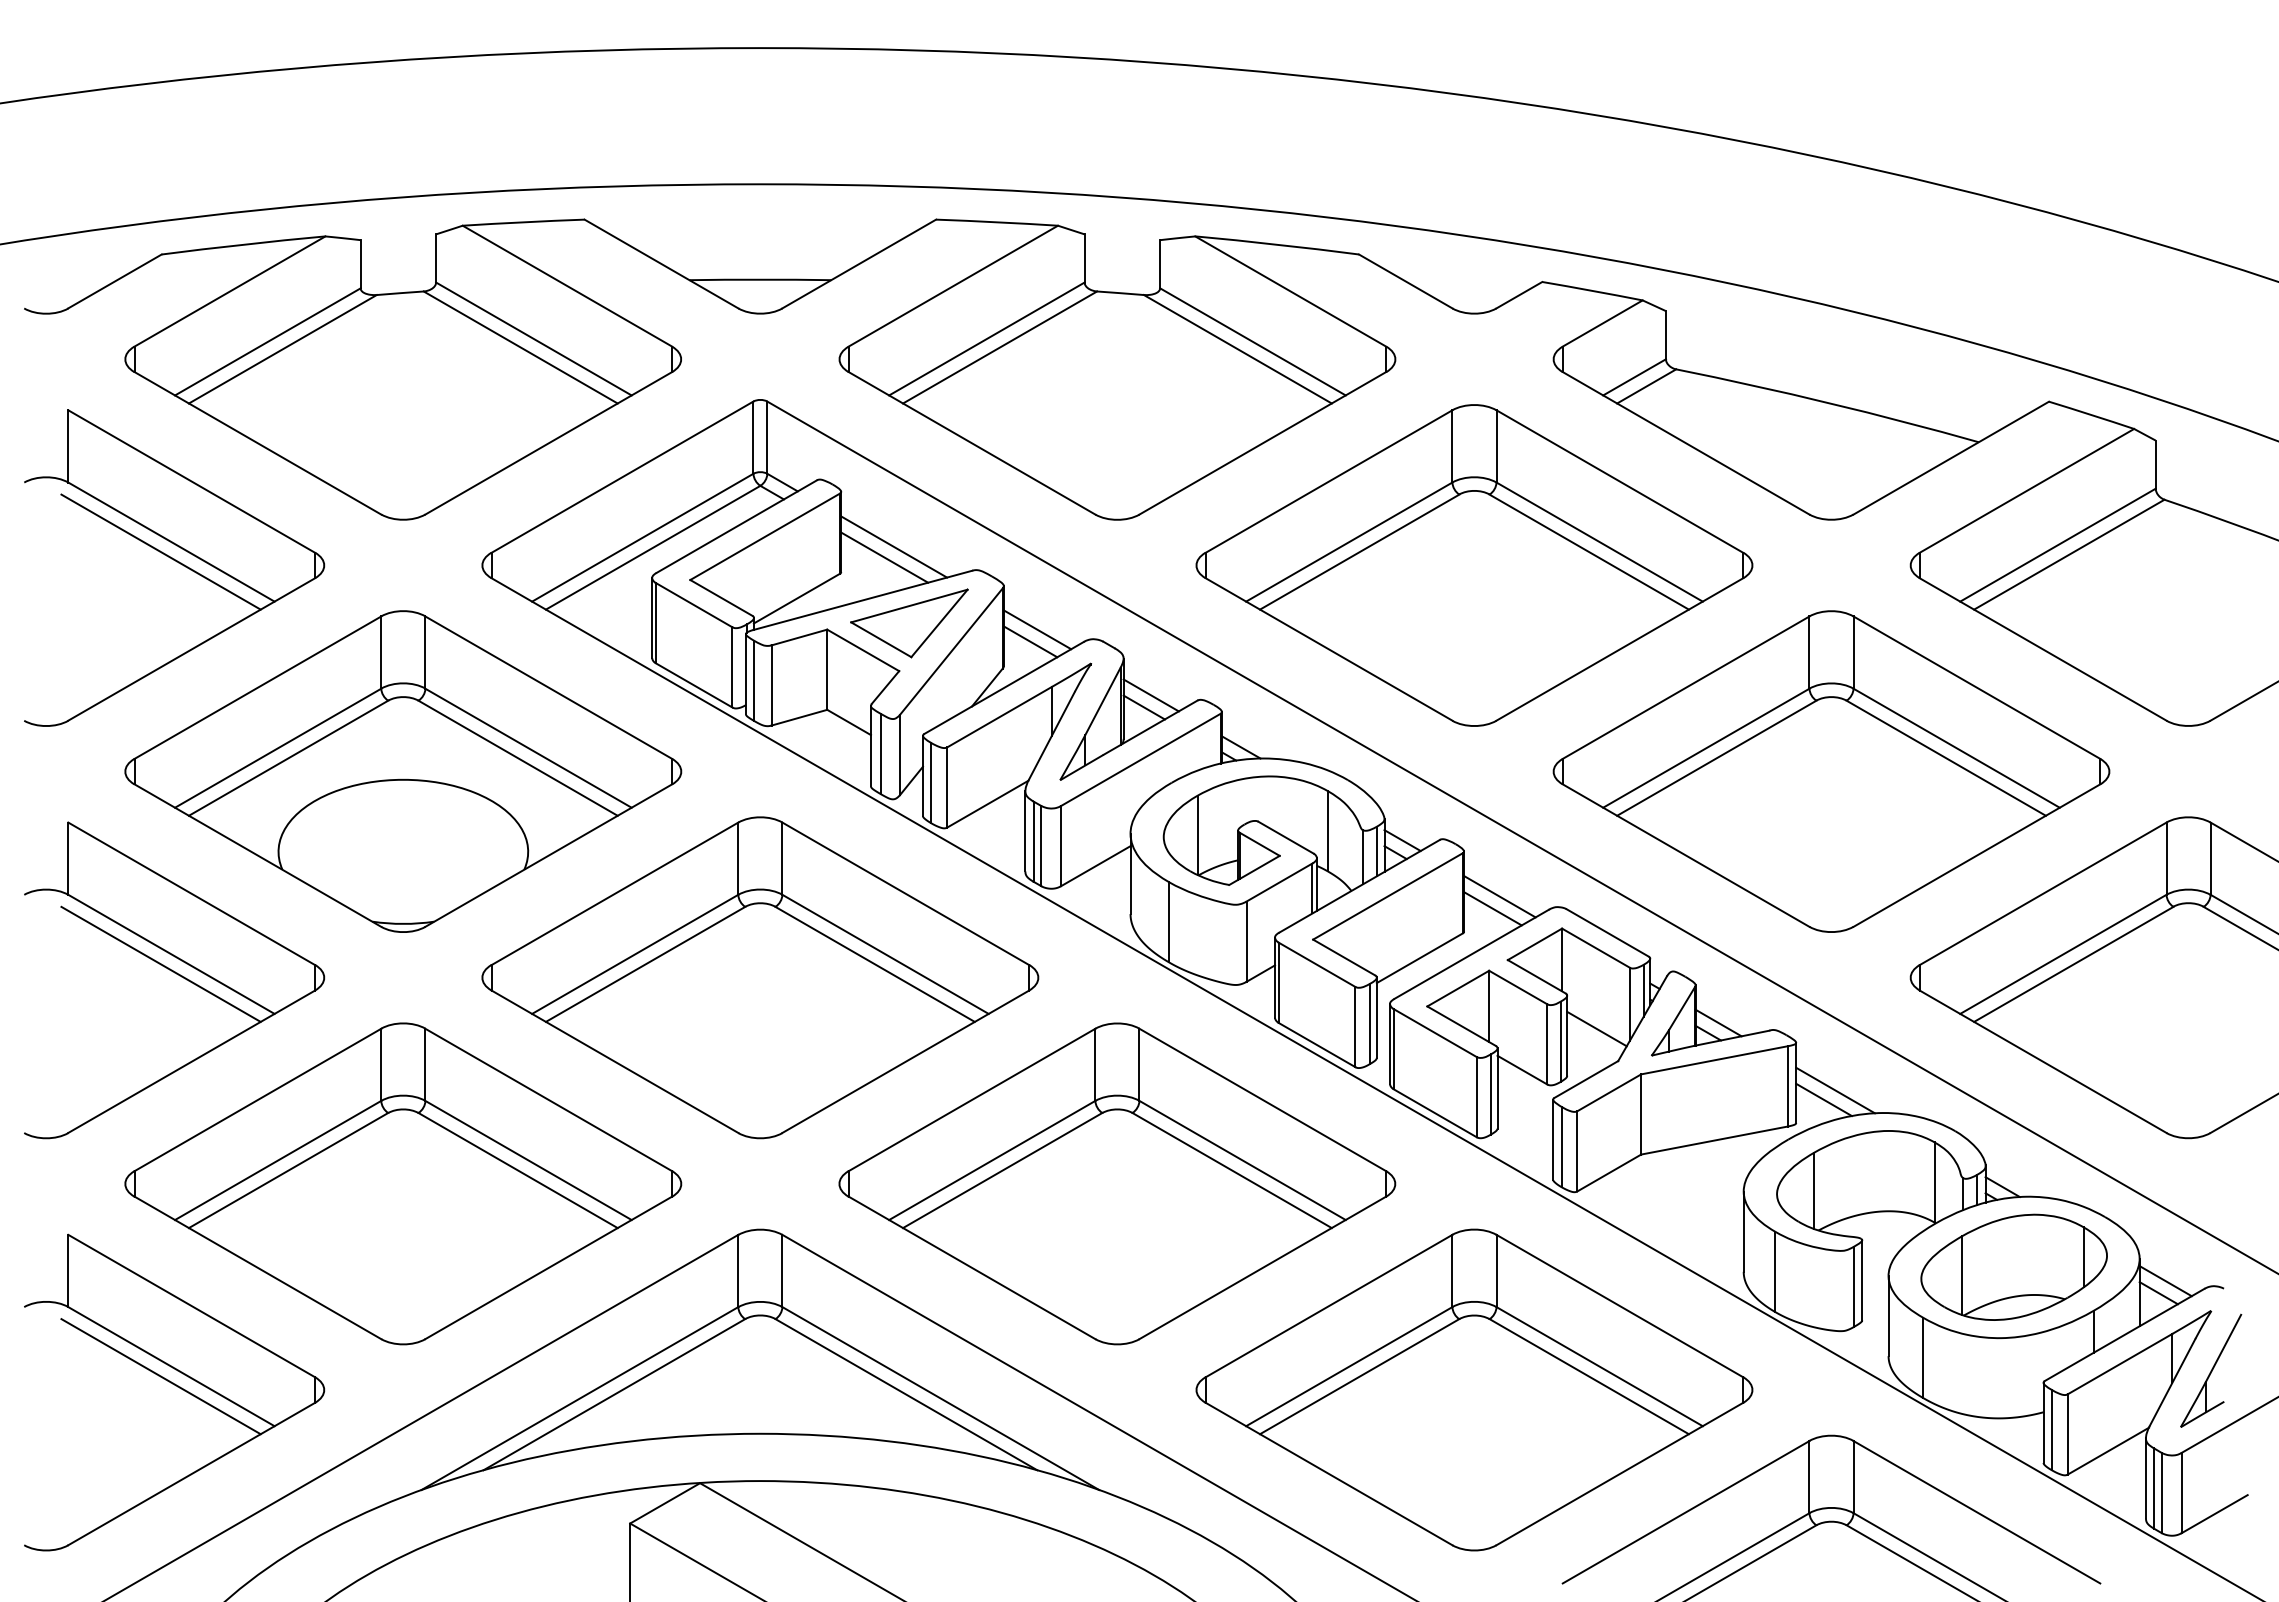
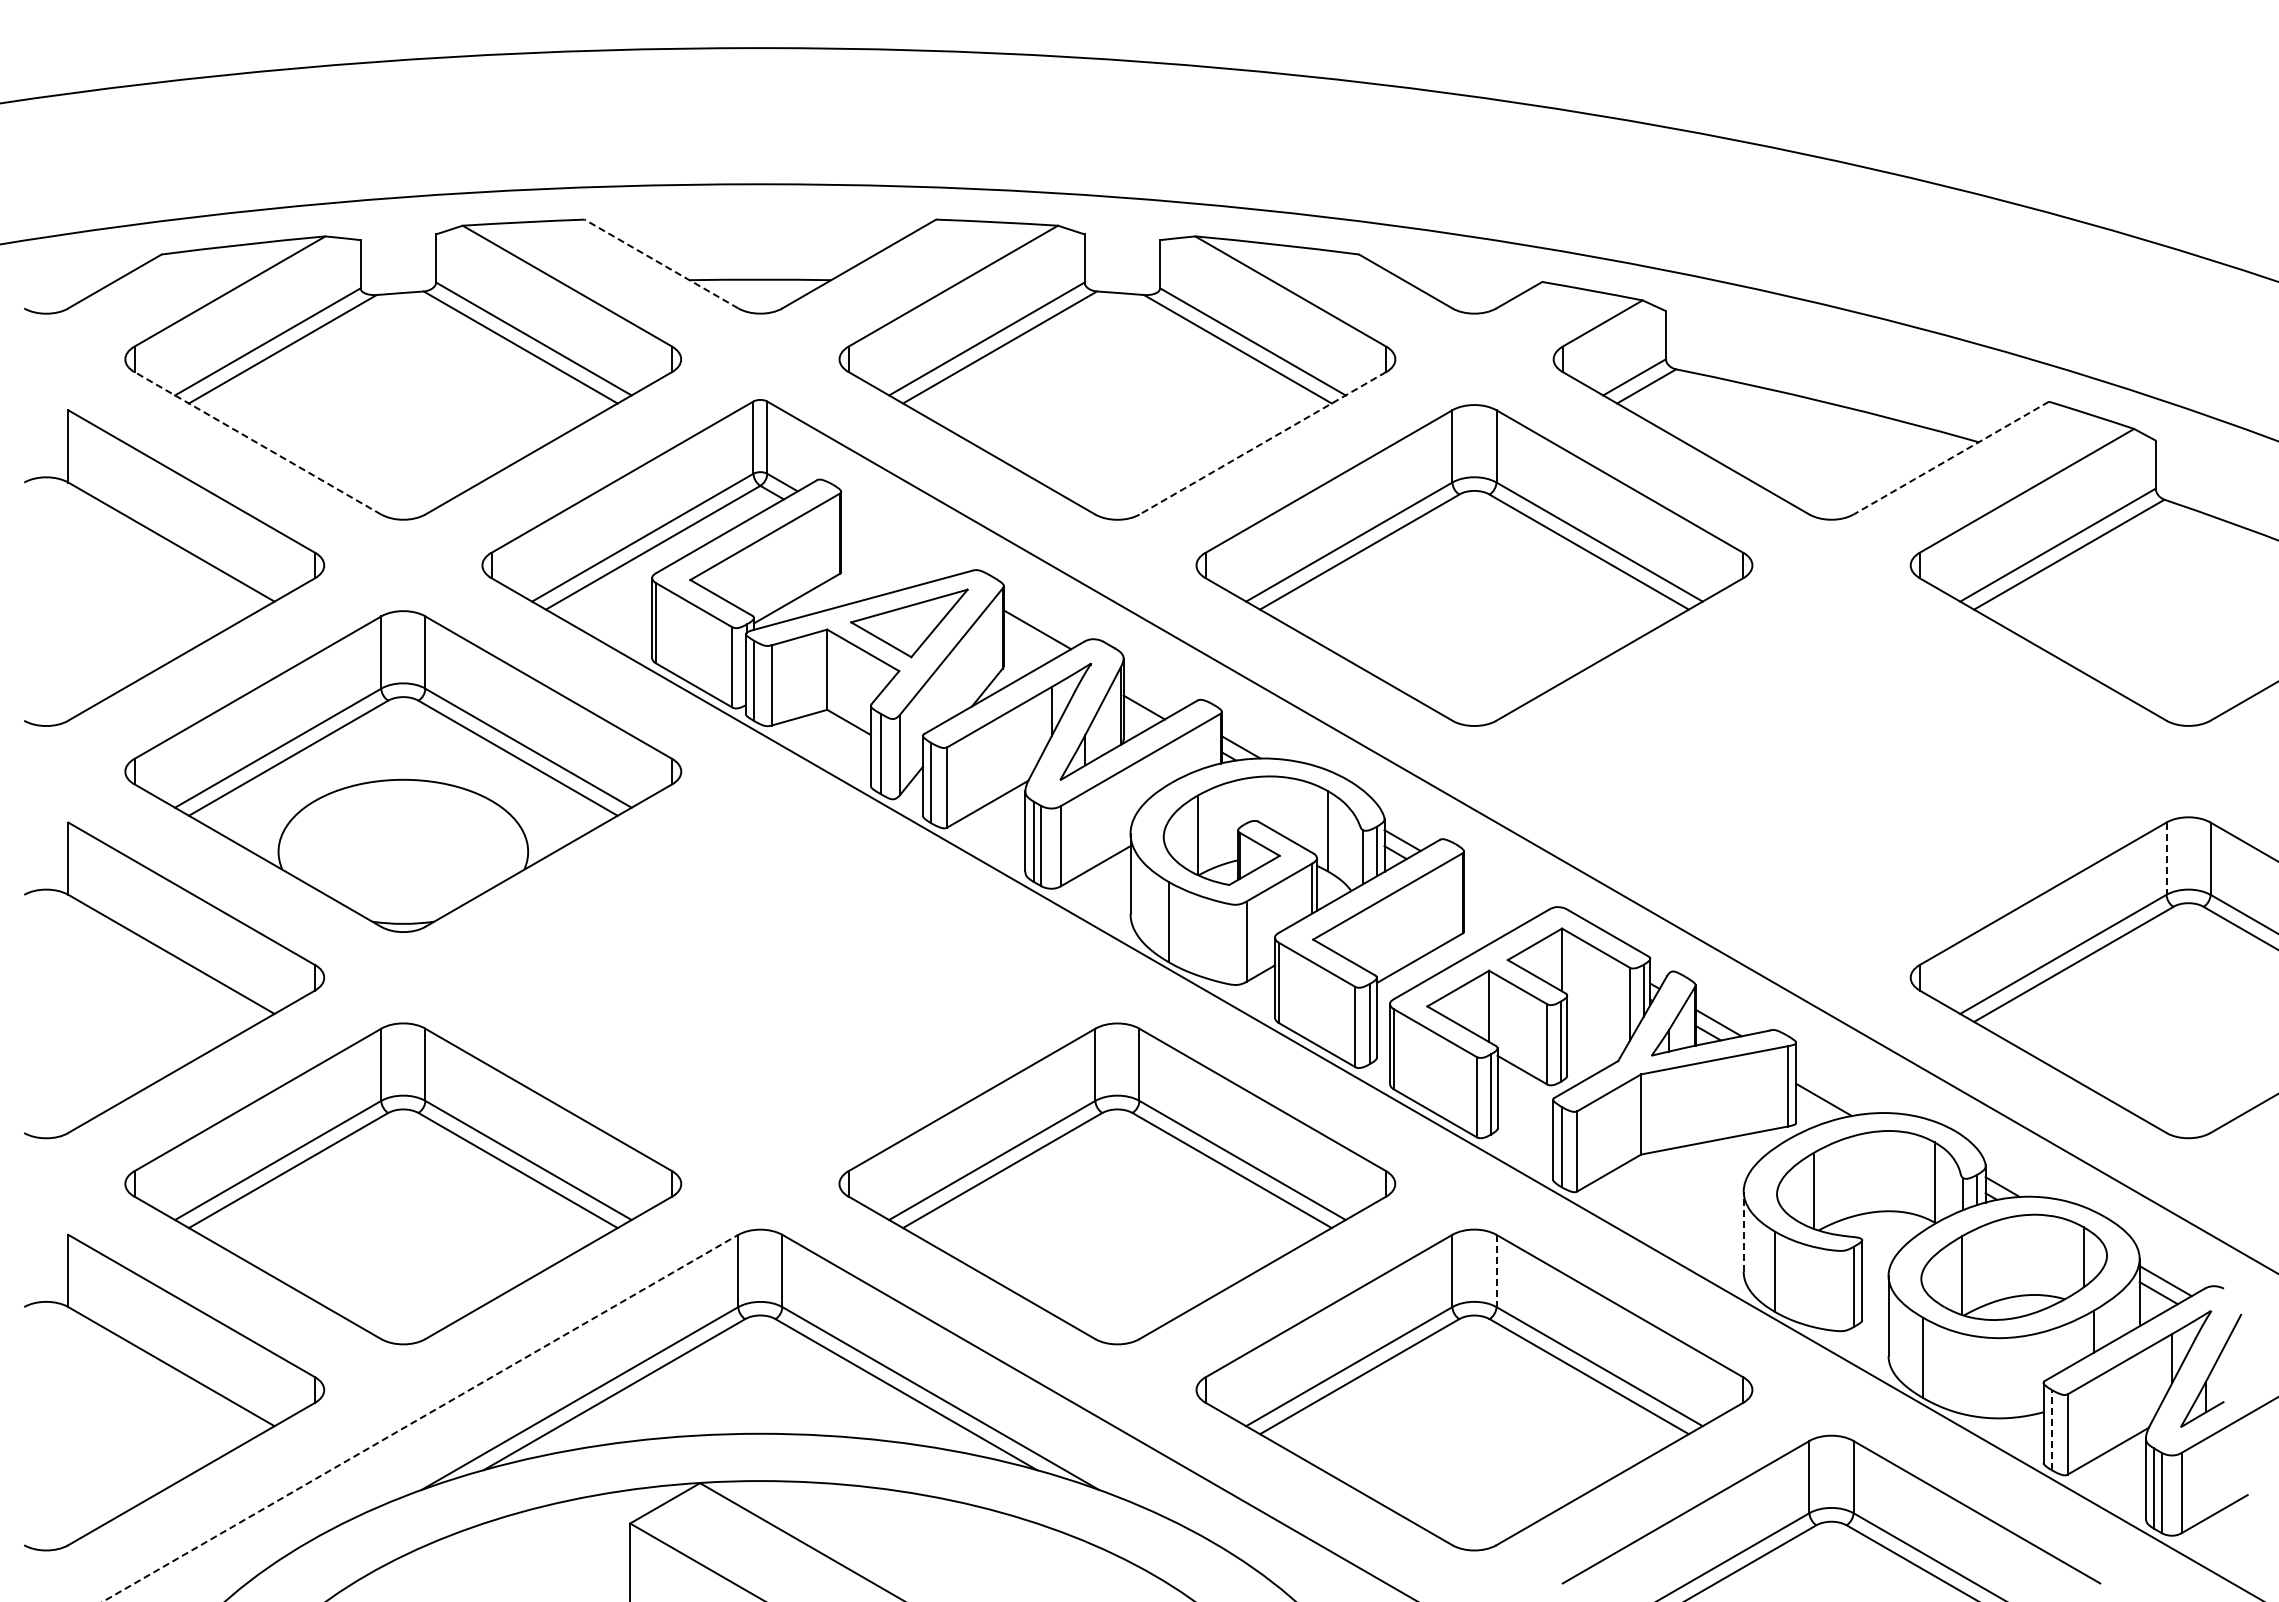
line: solid -> dashed (661, 264)
line: solid -> dashed (257, 443)
line: solid -> dashed (1262, 443)
line: solid -> dashed (1951, 458)
line: present -> none (894, 546)
line: present -> none (160, 551)
line: present -> none (884, 557)
line: present -> none (1030, 641)
line: present -> none (1150, 695)
part: present -> none (1831, 771)
line: solid -> dashed (2166, 859)
line: present -> none (1499, 896)
line: present -> none (1492, 908)
line: present -> none (160, 963)
part: present -> none (760, 977)
line: present -> none (1596, 1028)
line: present -> none (1835, 1090)
line: solid -> dashed (1743, 1231)
line: solid -> dashed (1496, 1271)
line: present -> none (160, 1376)
line: solid -> dashed (420, 1418)
line: solid -> dashed (2052, 1429)
